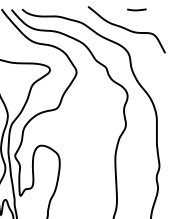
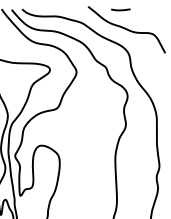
line position: (136, 9) -> (120, 9) (120, 9)
